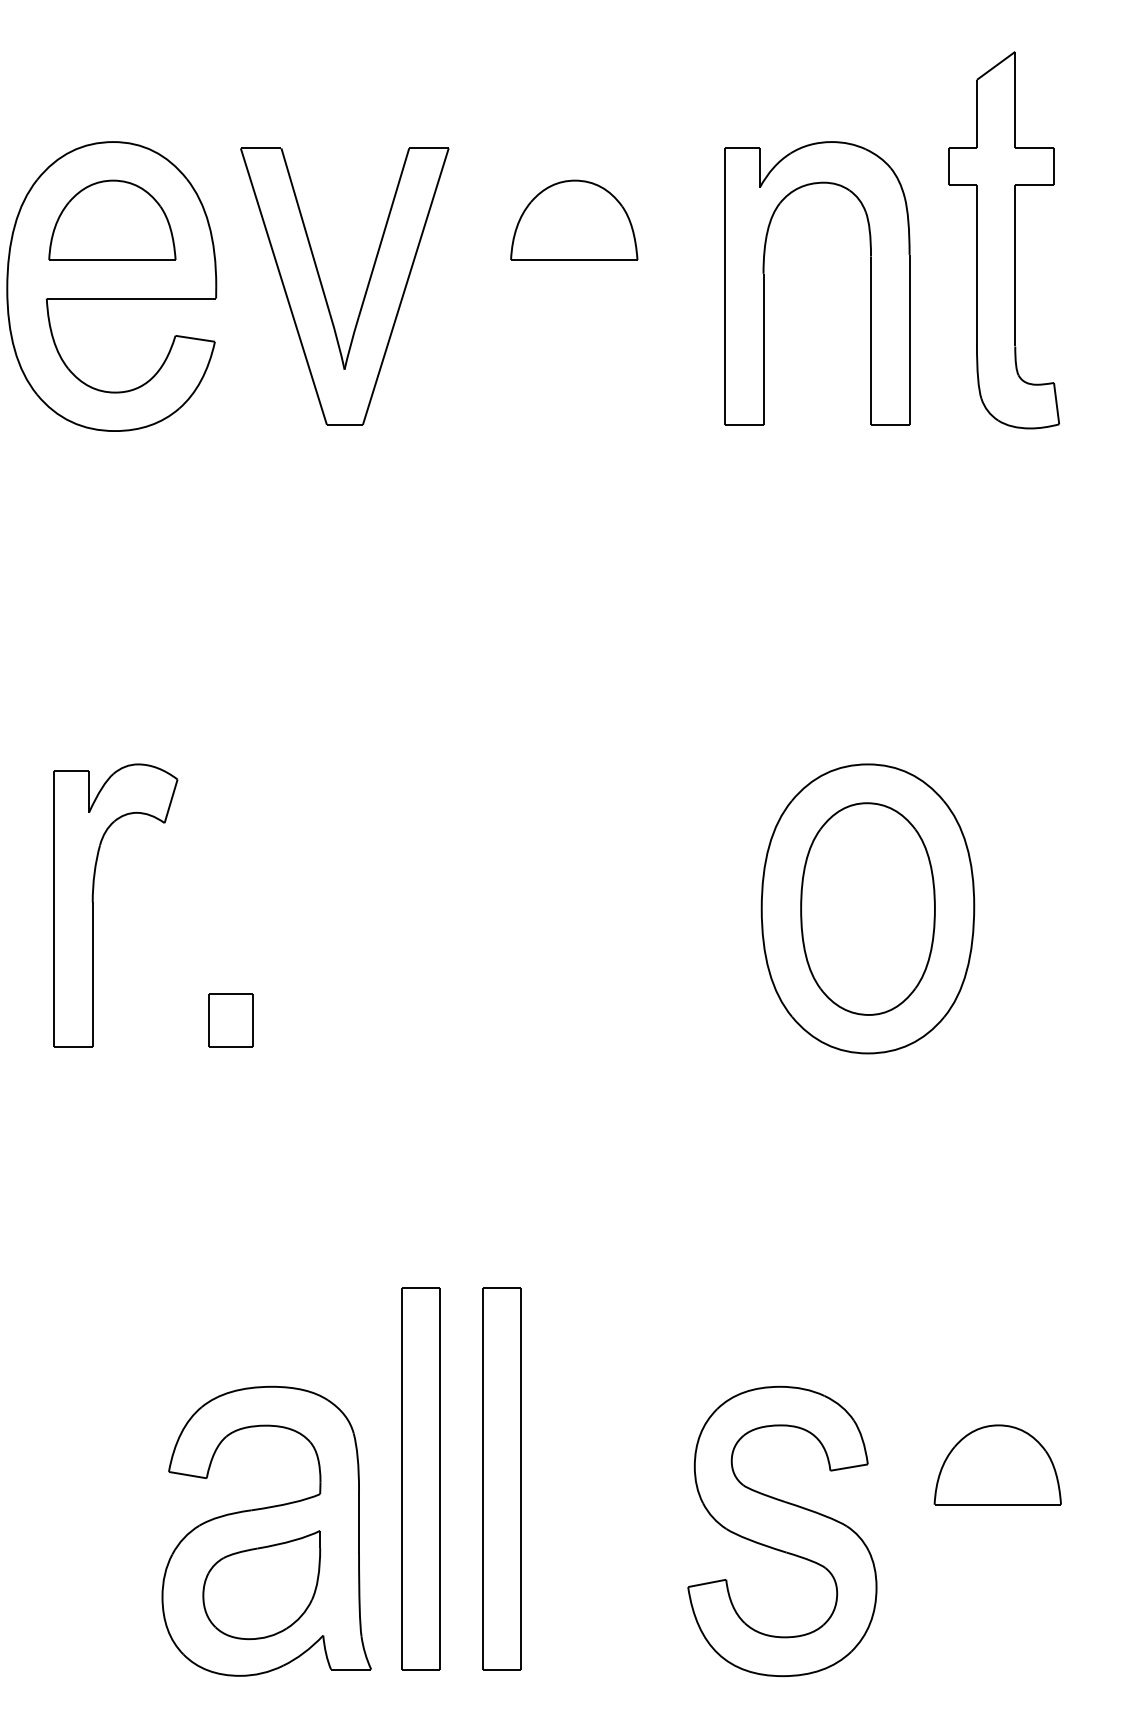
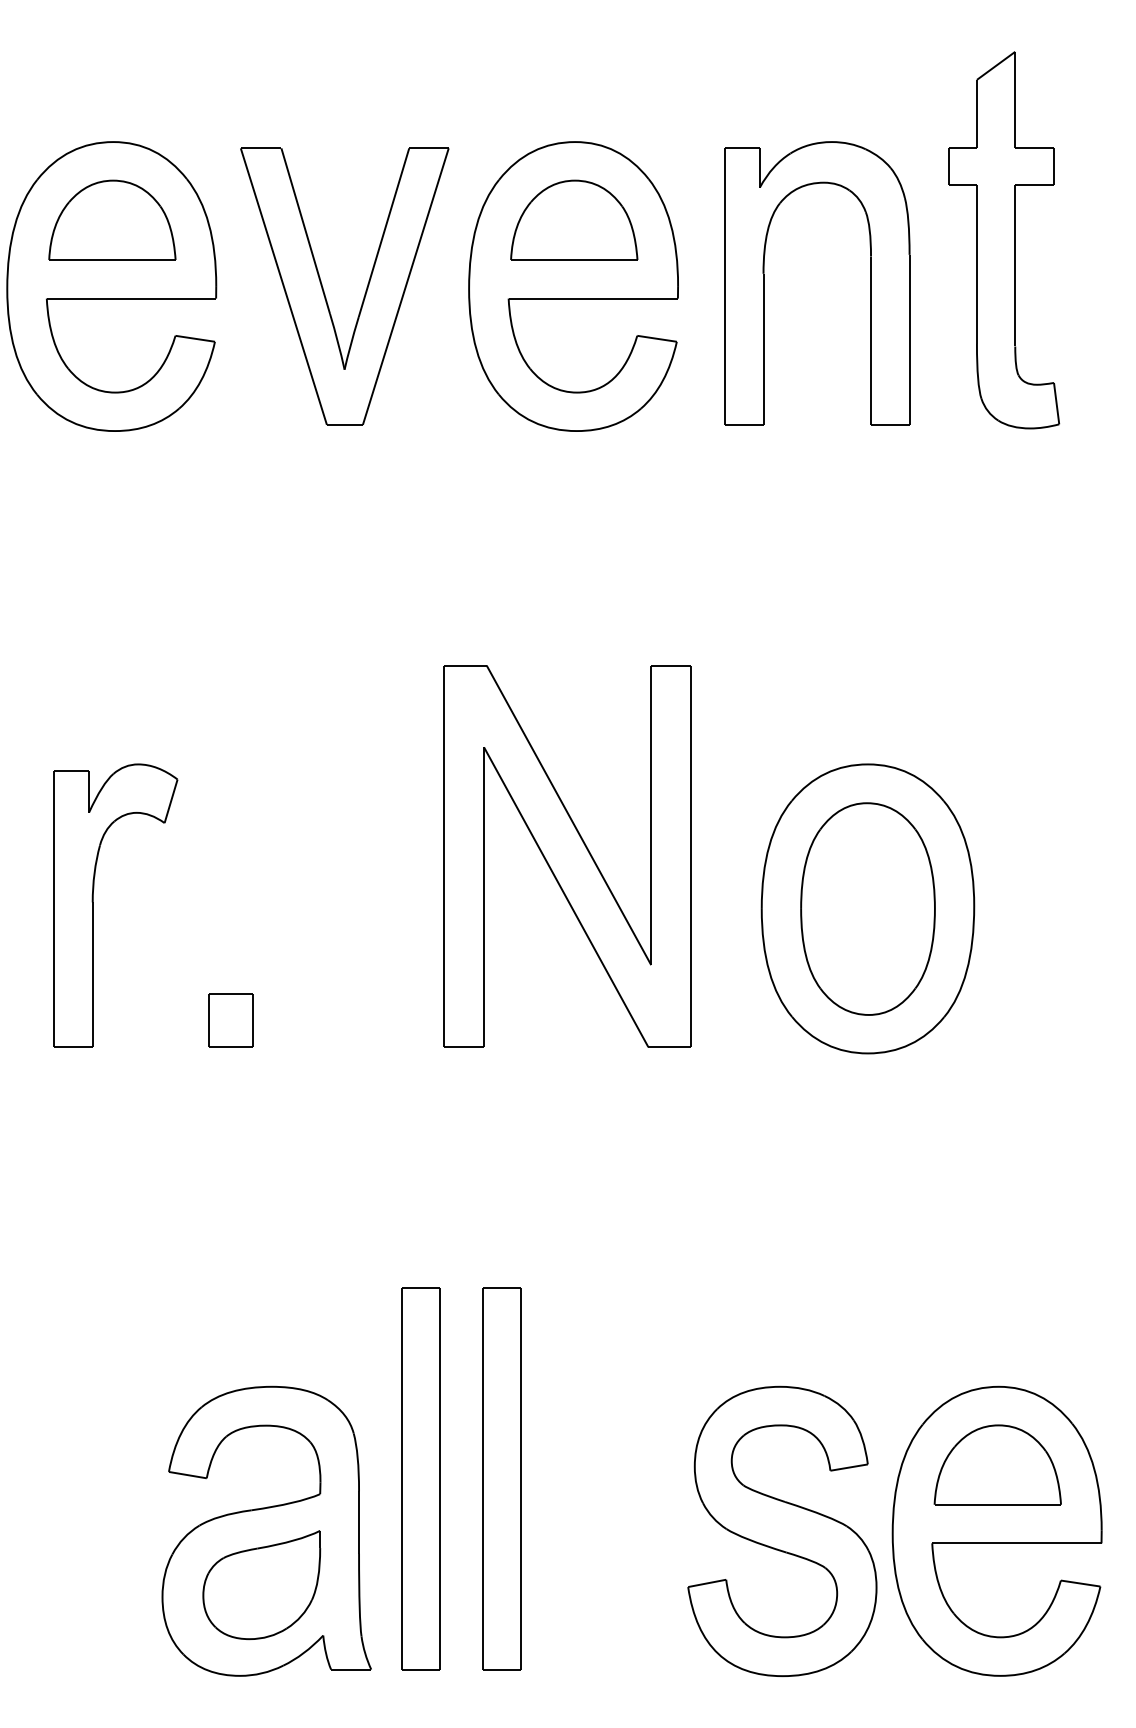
part: none -> present (573, 286)
part: none -> present (567, 856)
part: none -> present (996, 1530)
